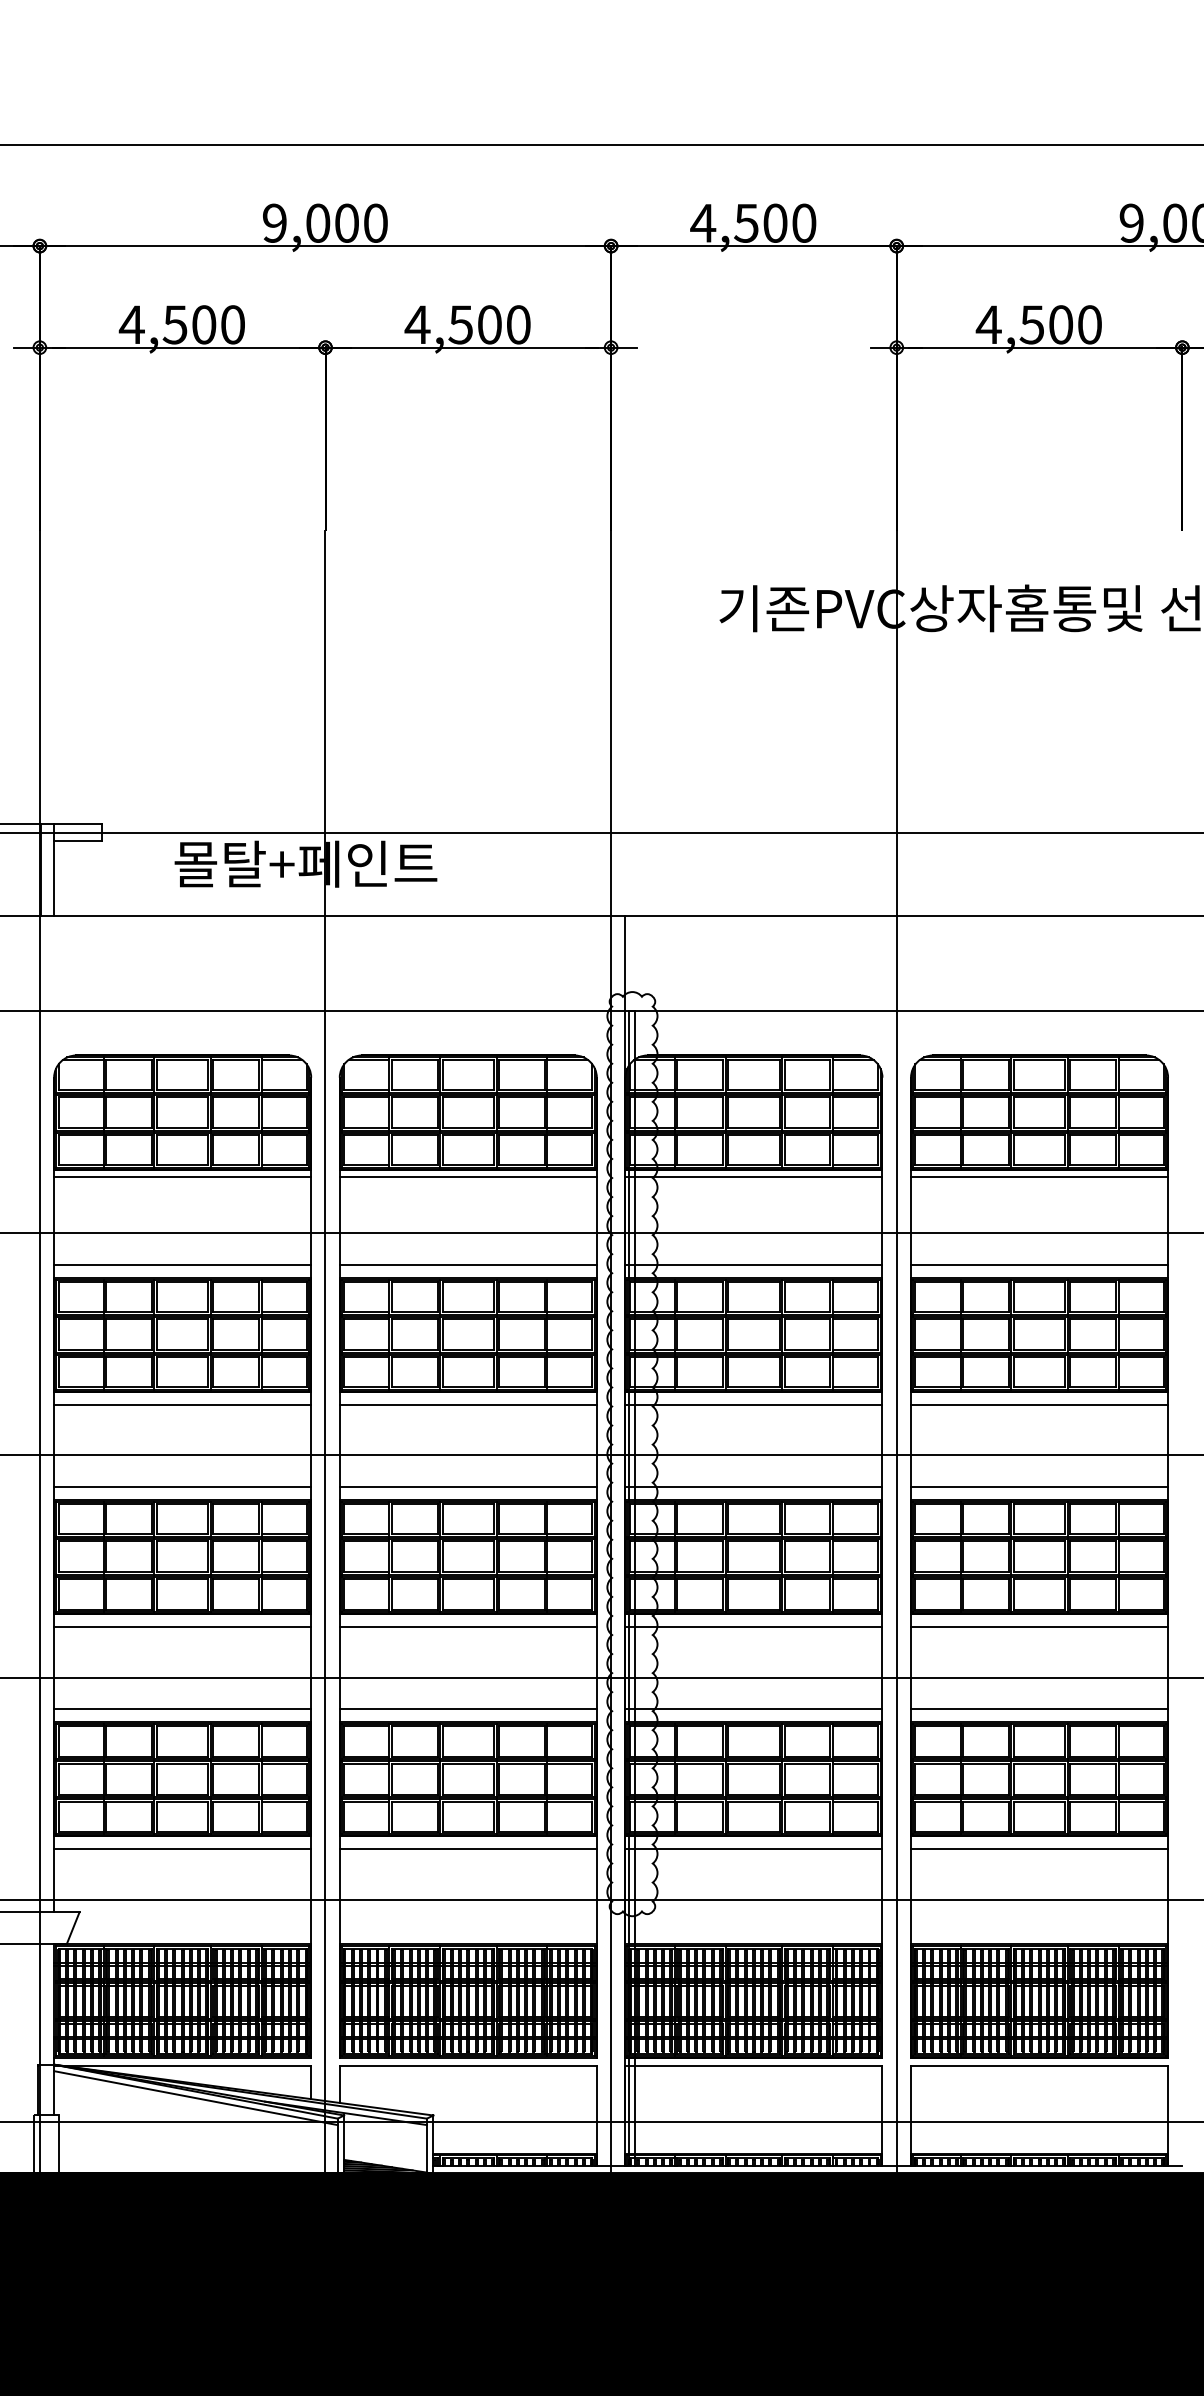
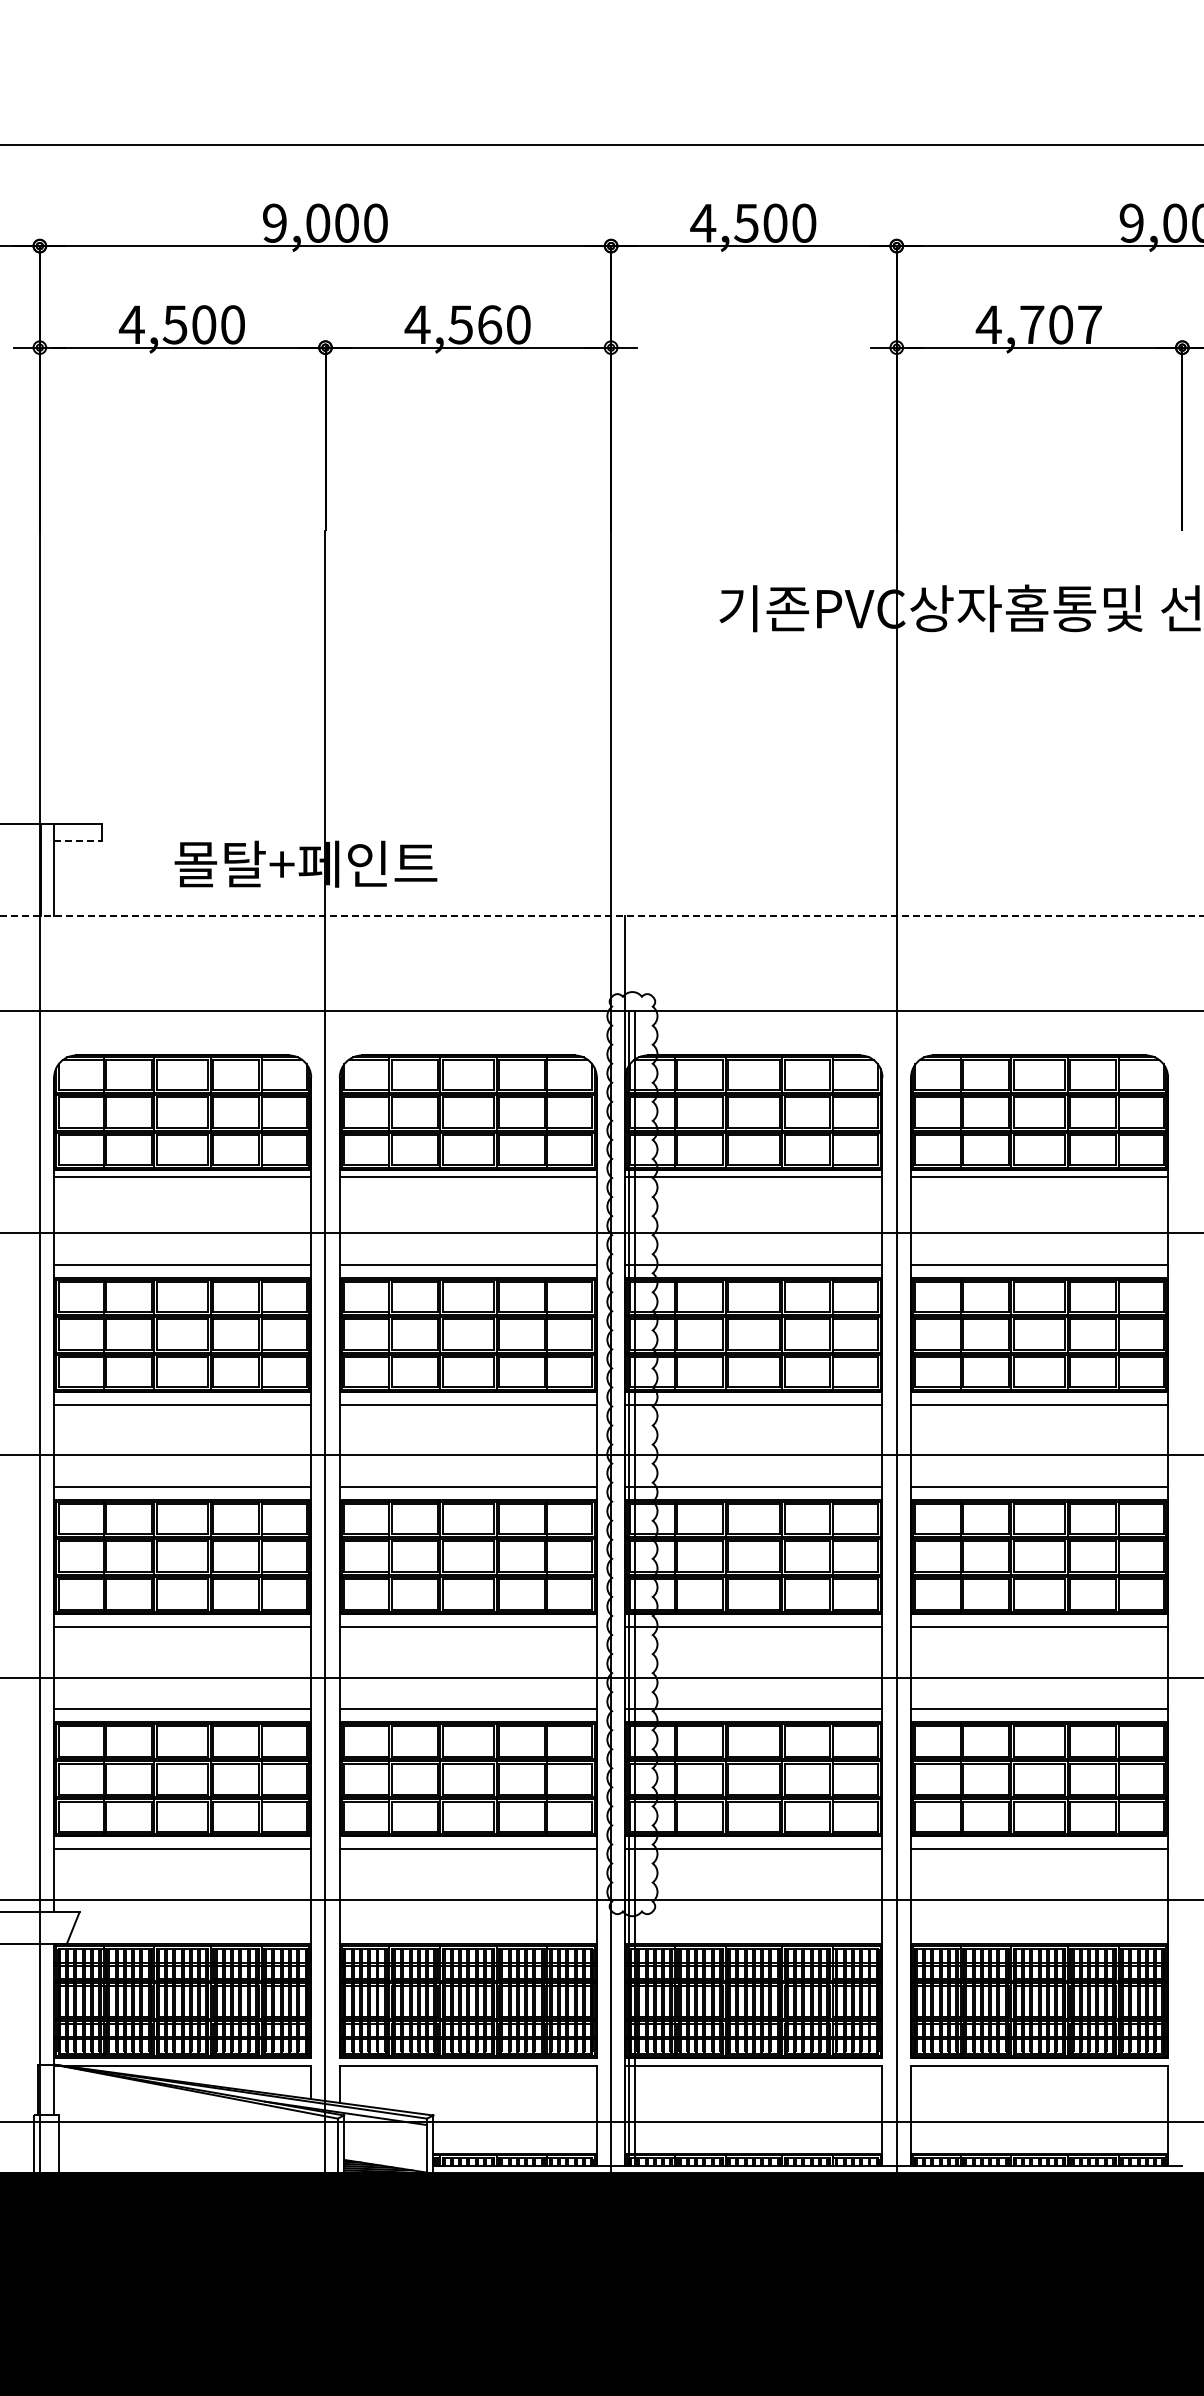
text: 4,500 -> 4,560 (490, 324)
text: 4,500 -> 4,707 (1060, 324)
line: present -> none (601, 833)
line: solid -> dashed (77, 840)
line: solid -> dashed (602, 915)
line: present -> none (195, 2098)
